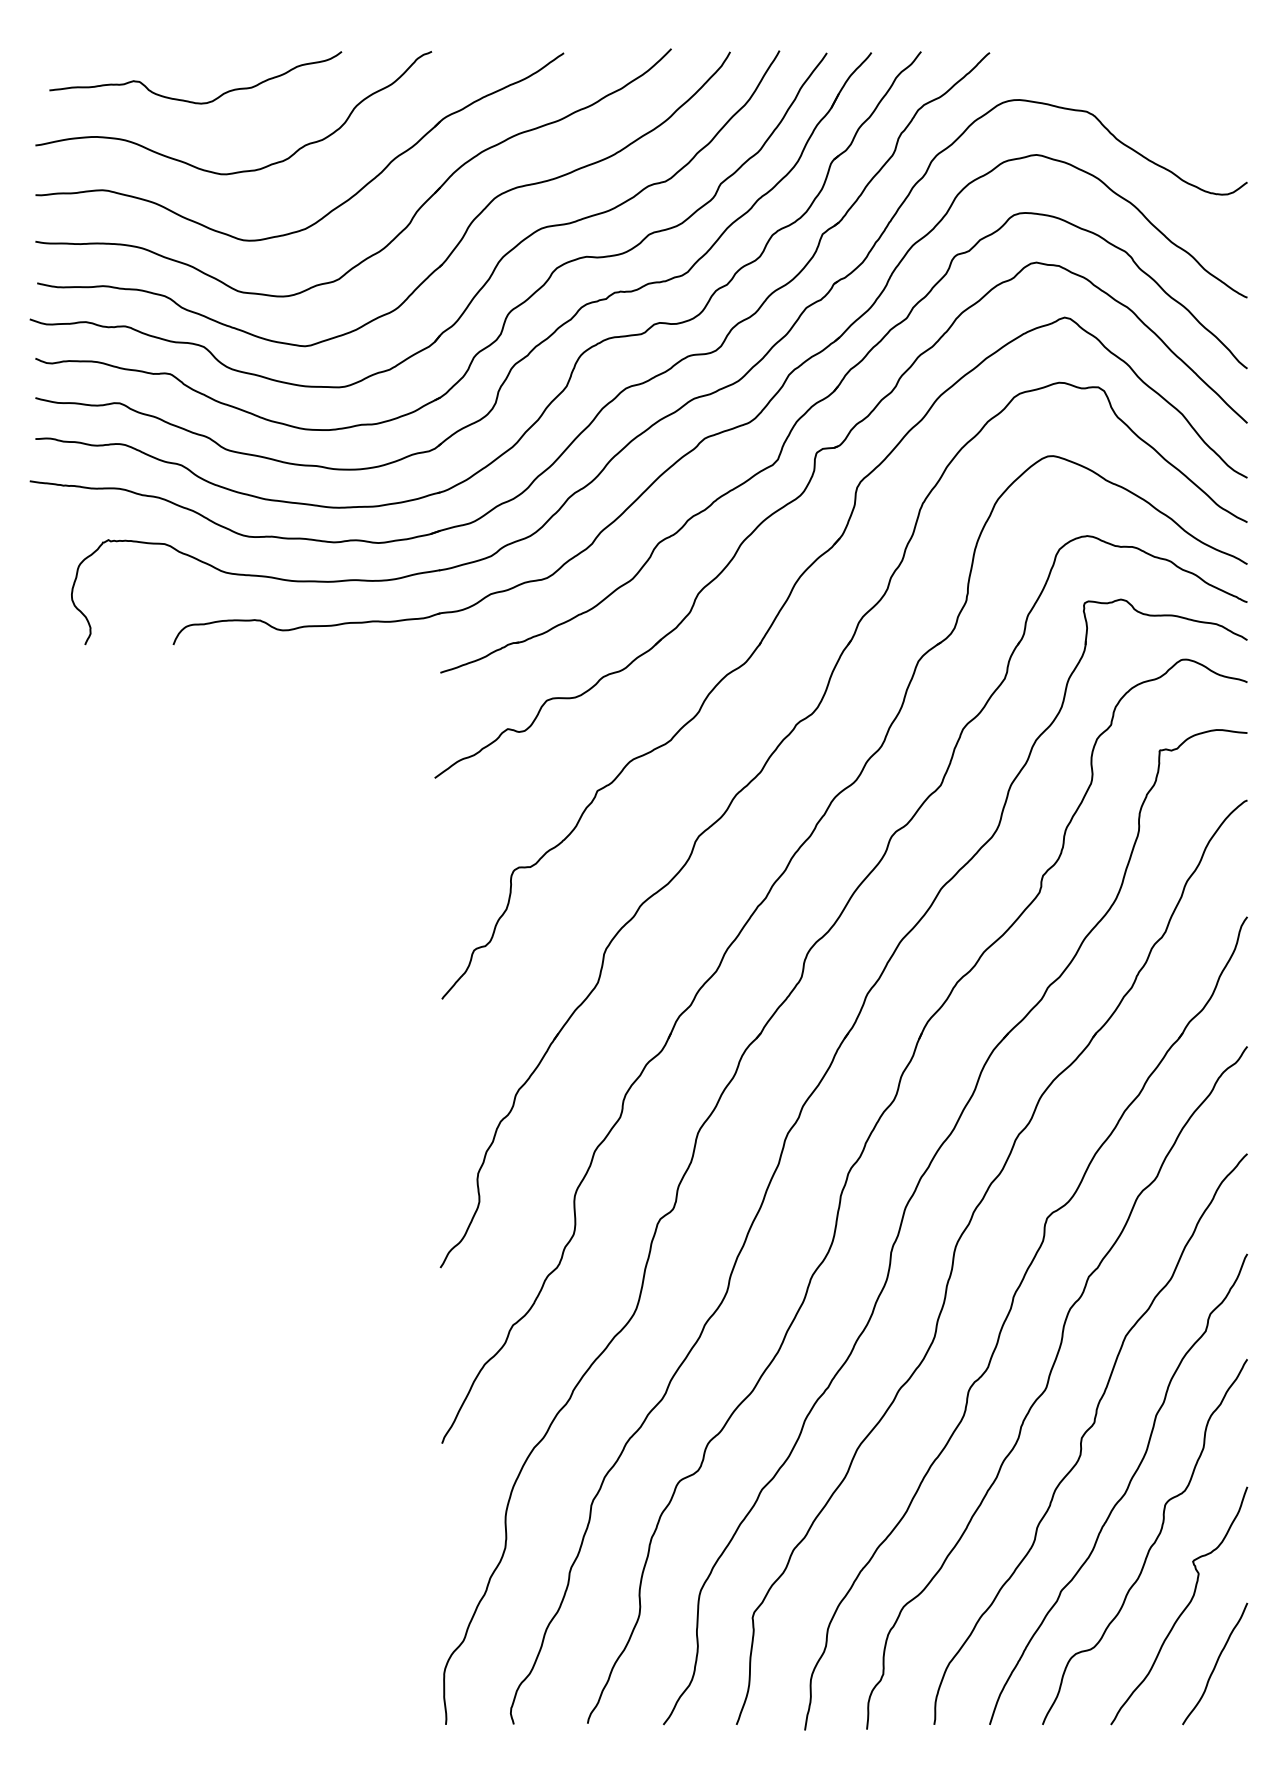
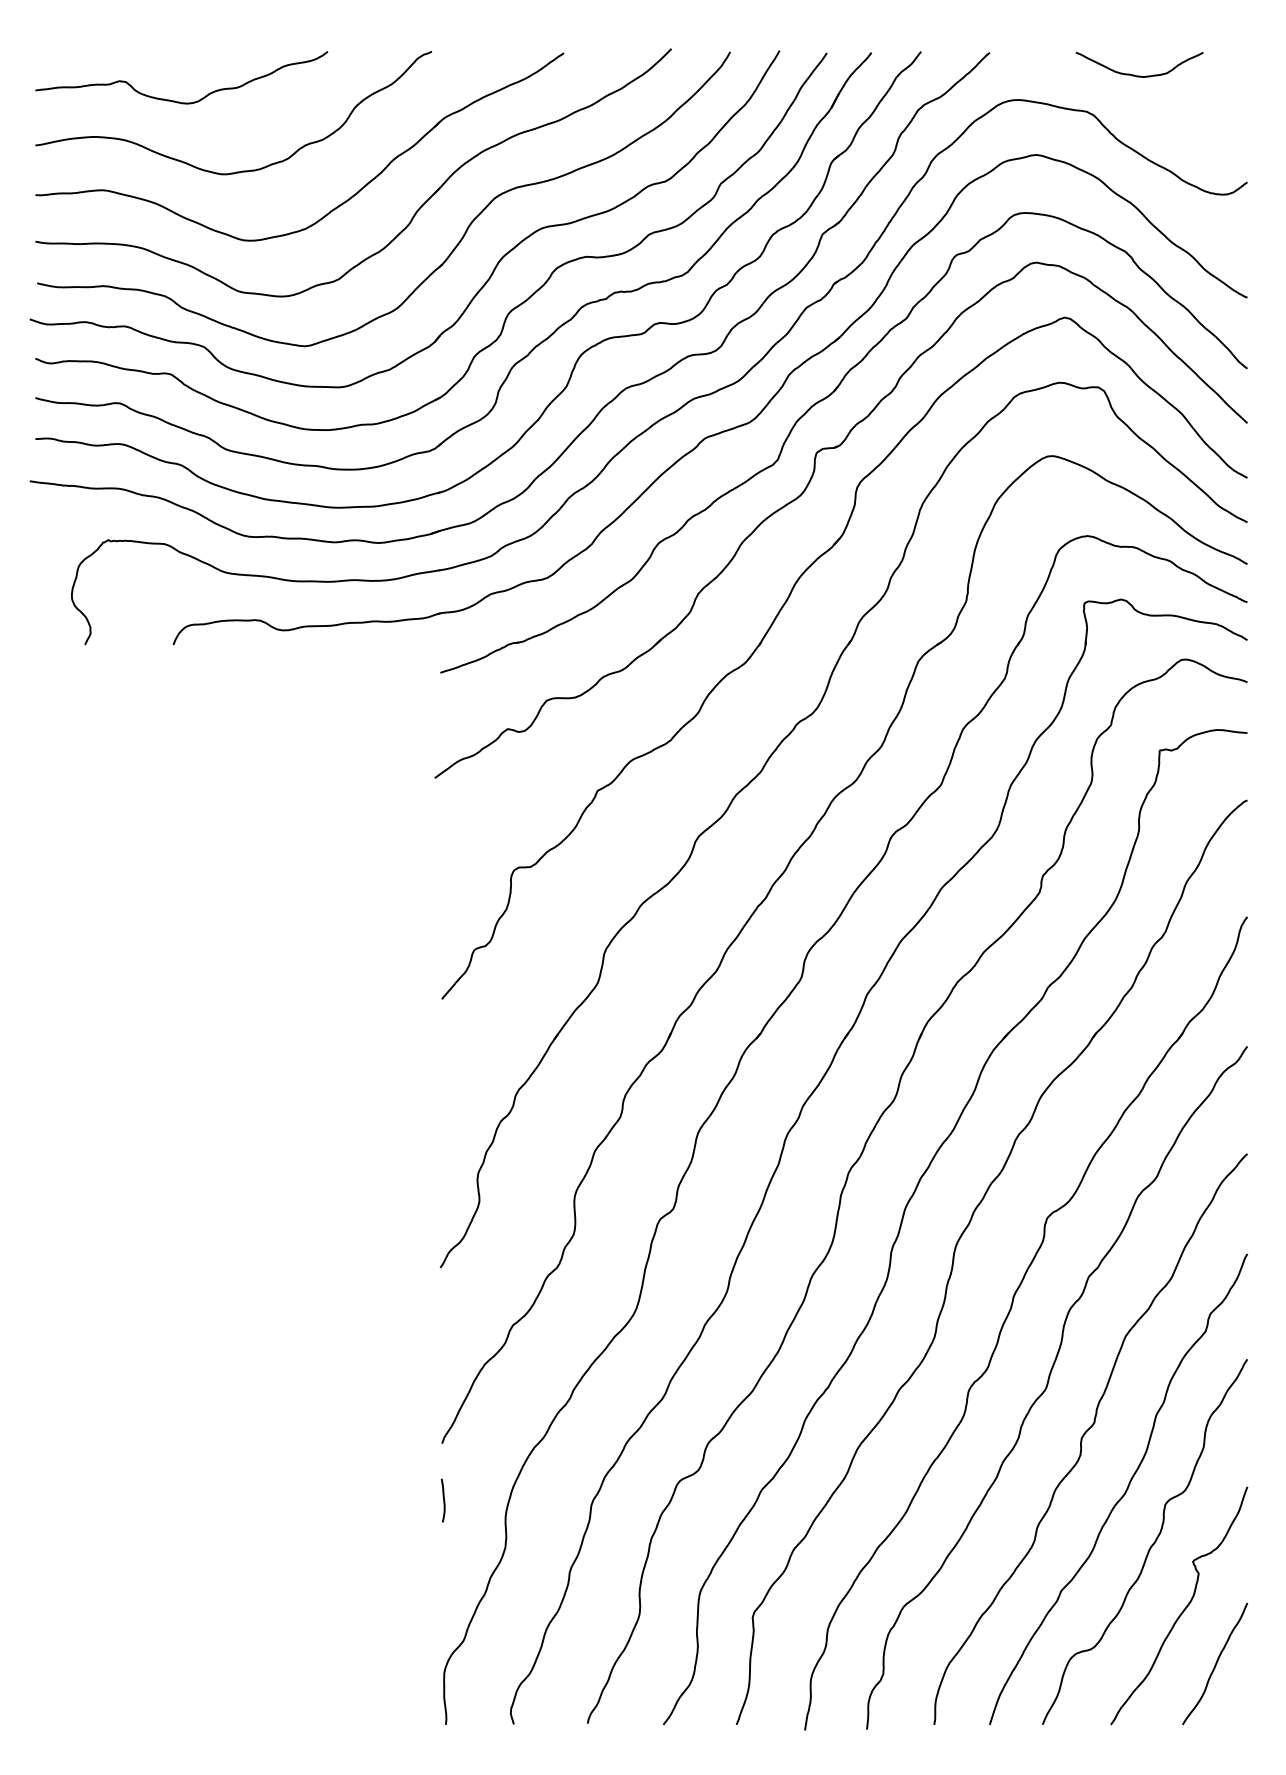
curve: none -> present (1139, 75)
curve position: (188, 100) -> (174, 100) (174, 100)
curve: none -> present (443, 1500)
